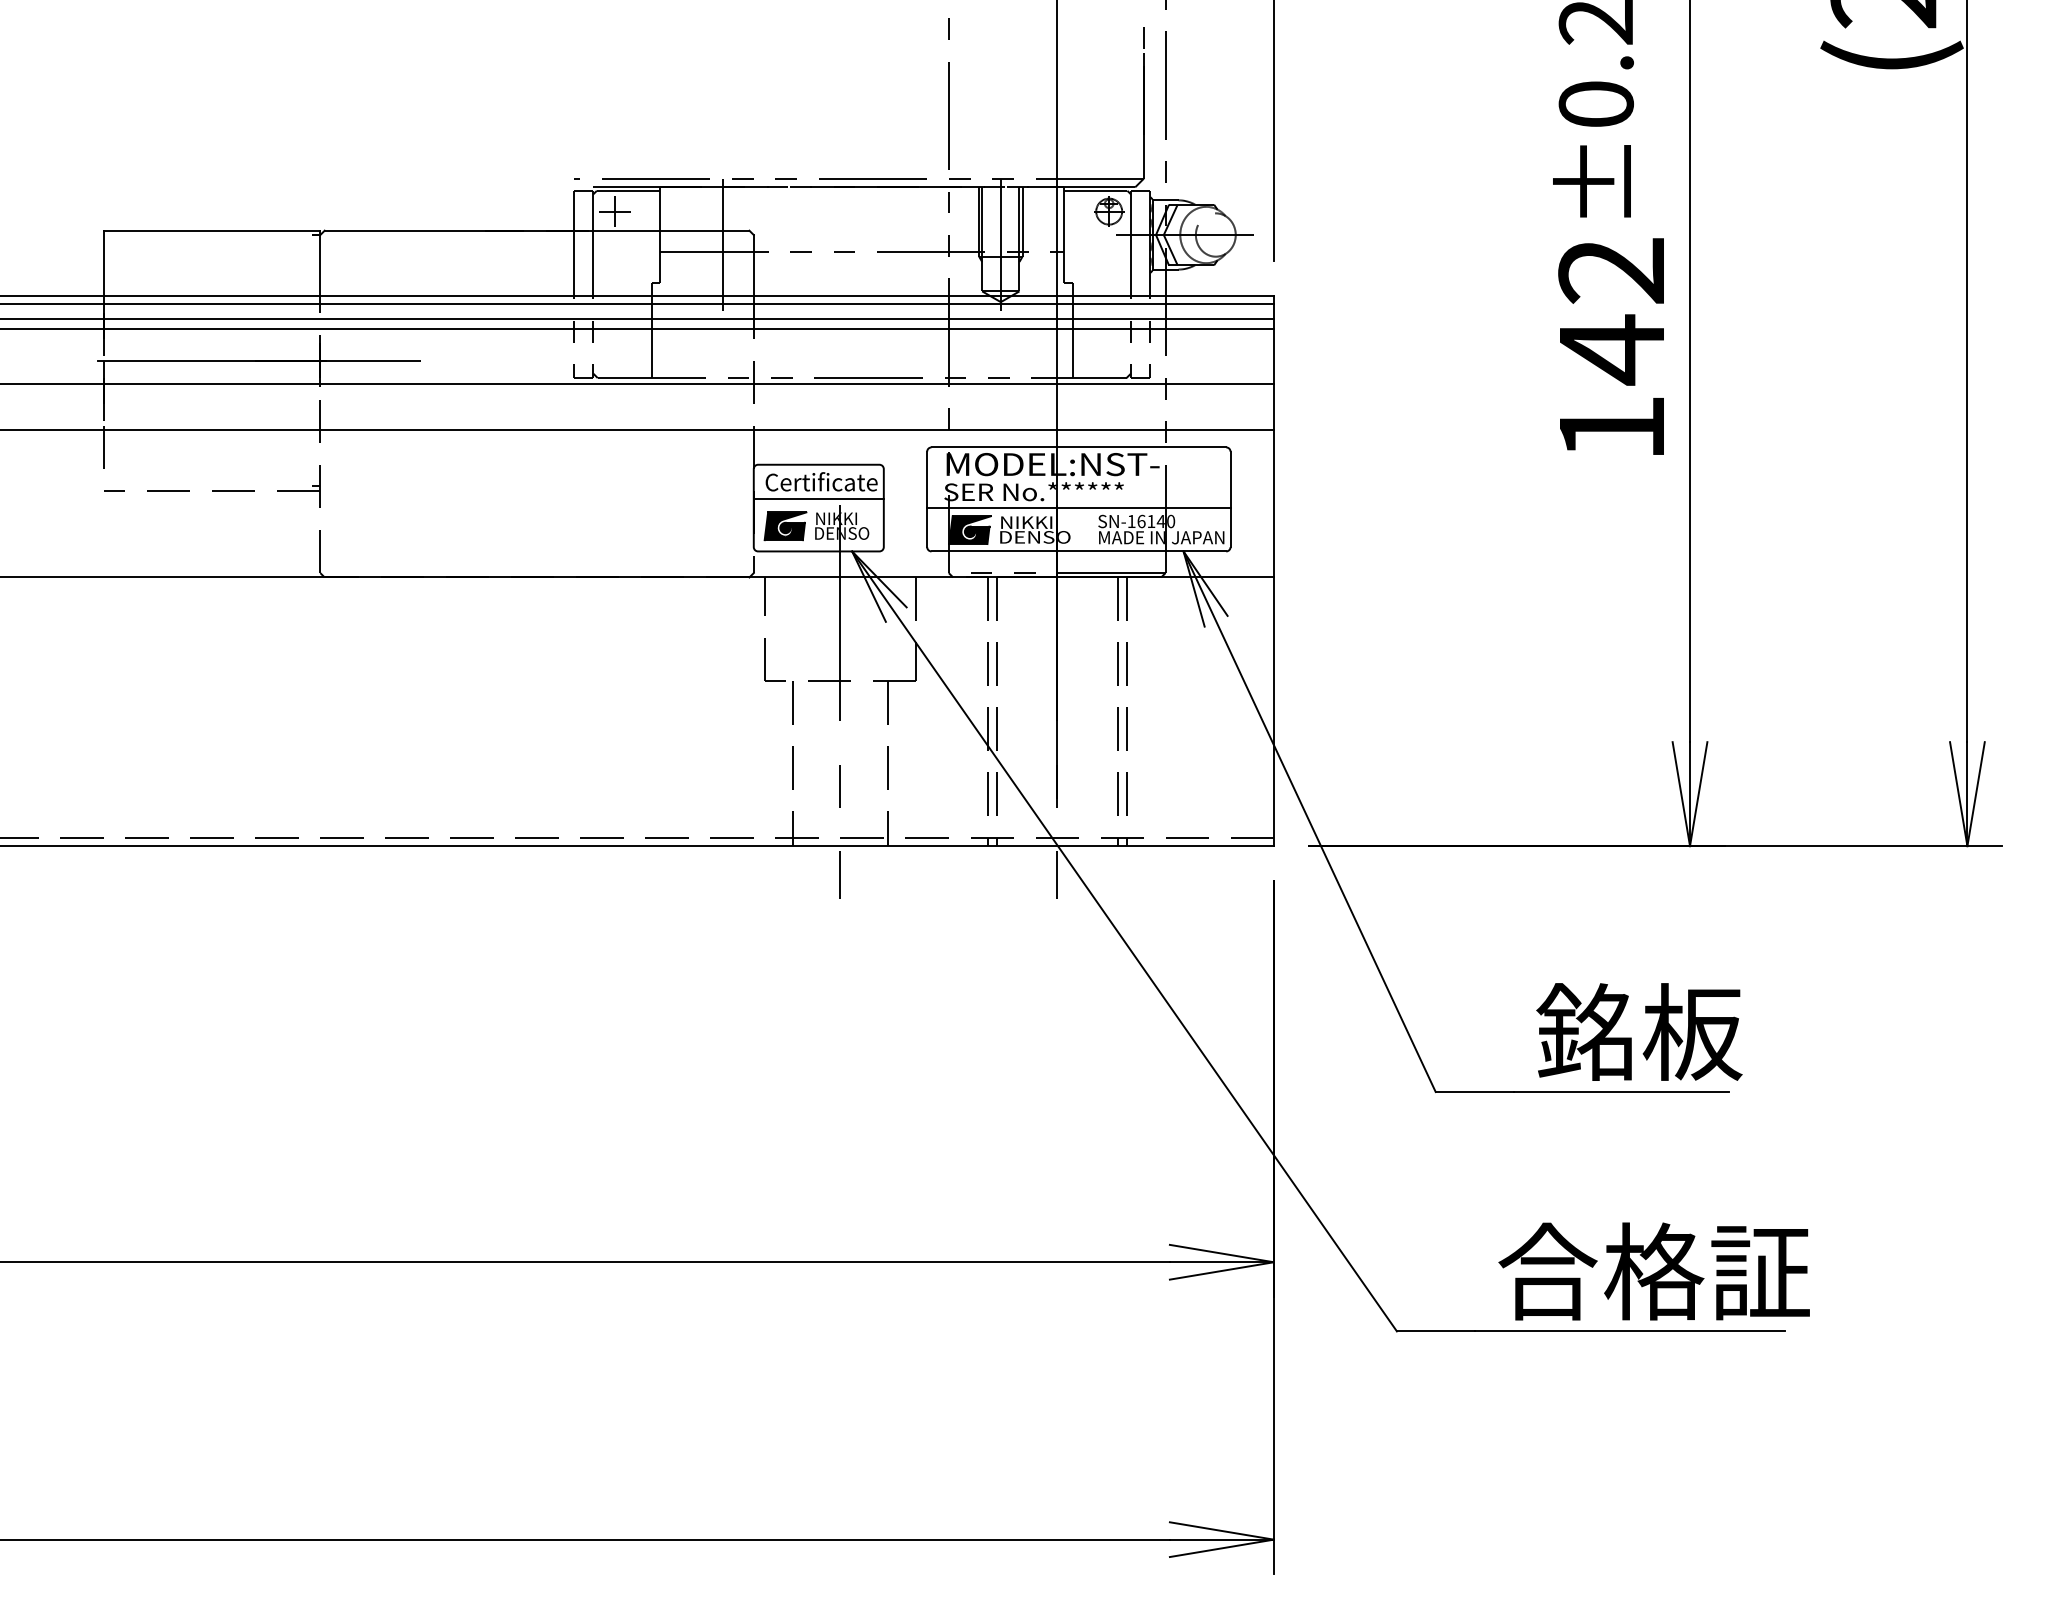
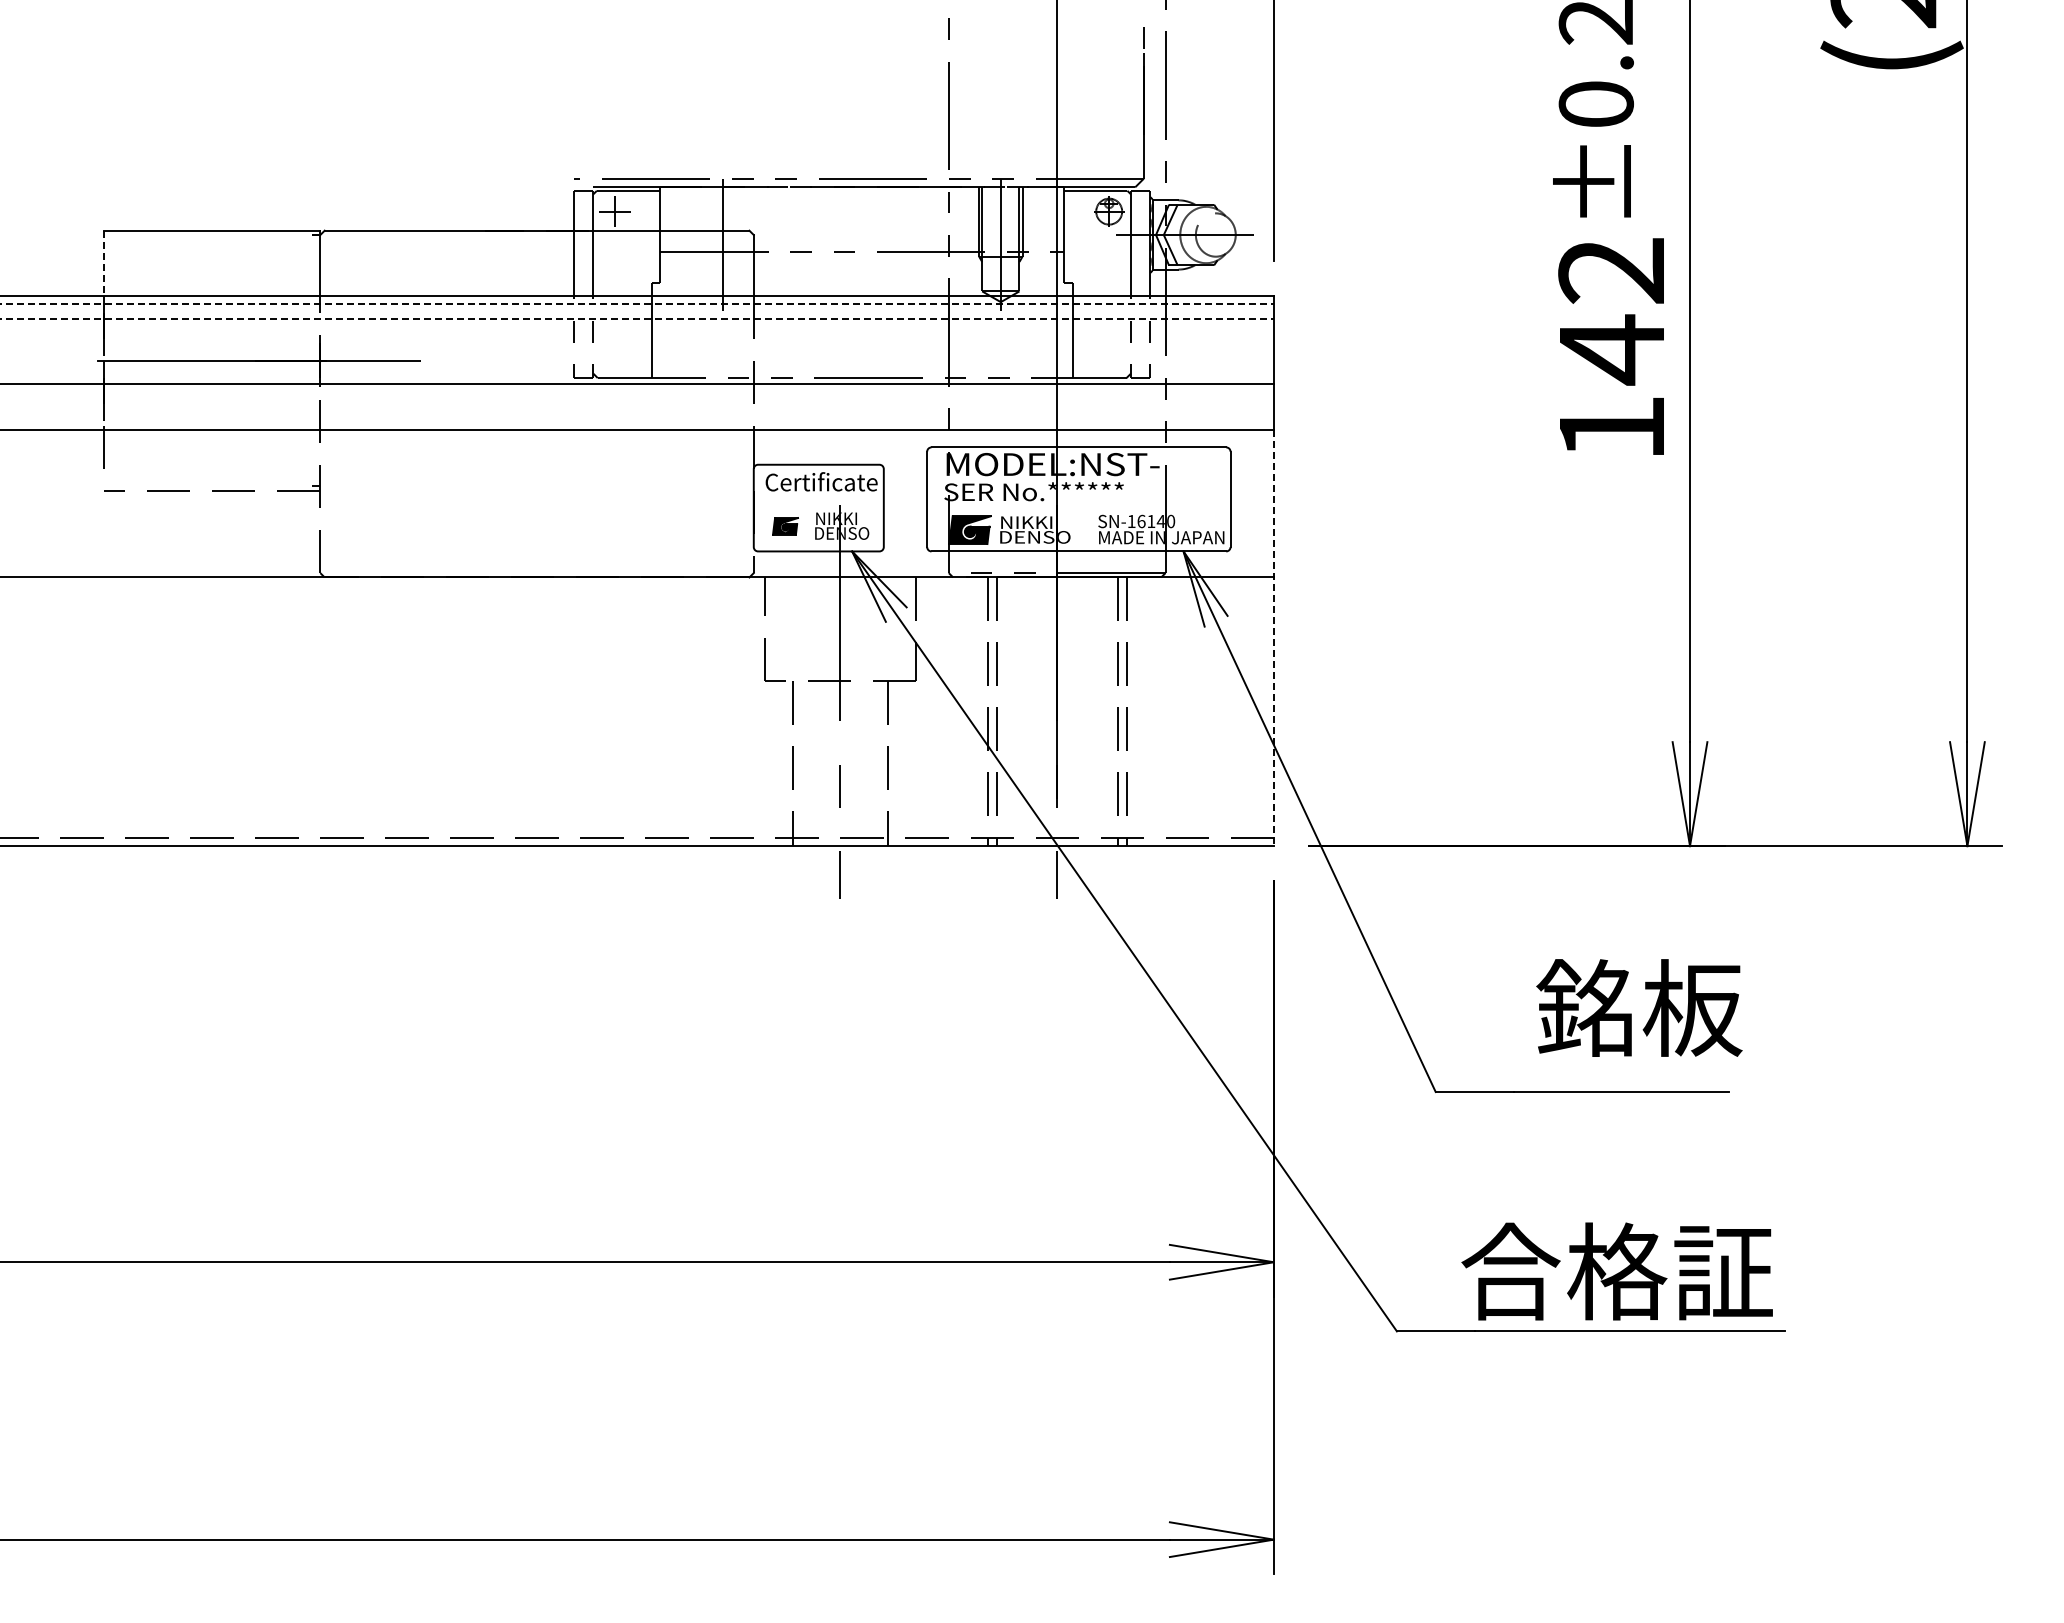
line: solid -> dashed (103, 263)
line: solid -> dashed (636, 304)
line: solid -> dashed (636, 319)
line: present -> none (637, 328)
line: present -> none (818, 499)
line: present -> none (1078, 508)
part size: 45x31 px -> 27x19 px (785, 526)
line: solid -> dashed (1273, 638)
text position: (1639, 1031) -> (1639, 1007) (1639, 1007)
text position: (1653, 1271) -> (1616, 1271) (1616, 1271)
